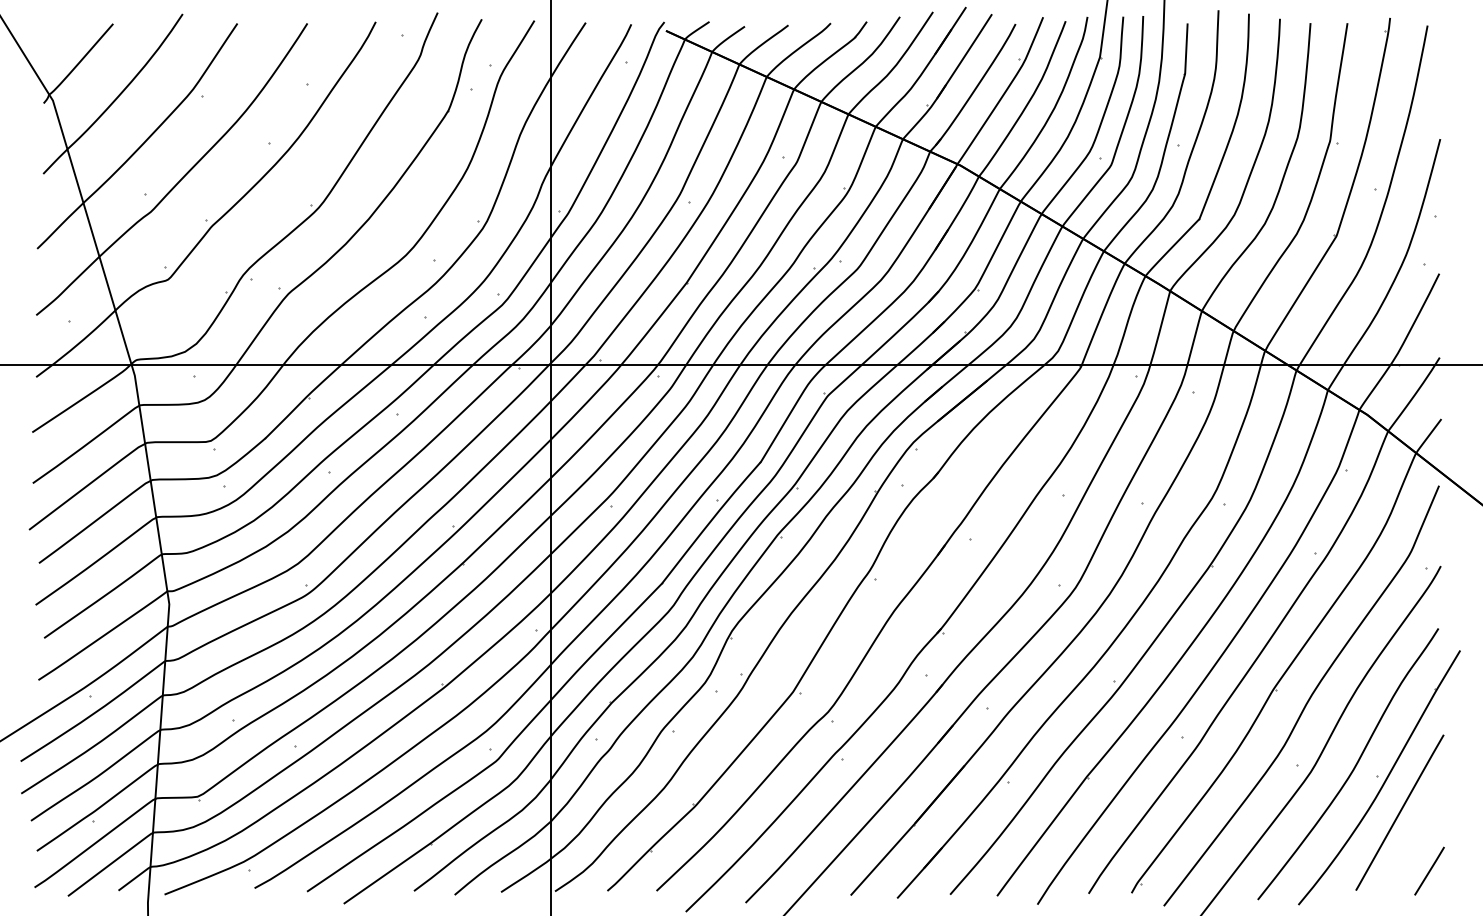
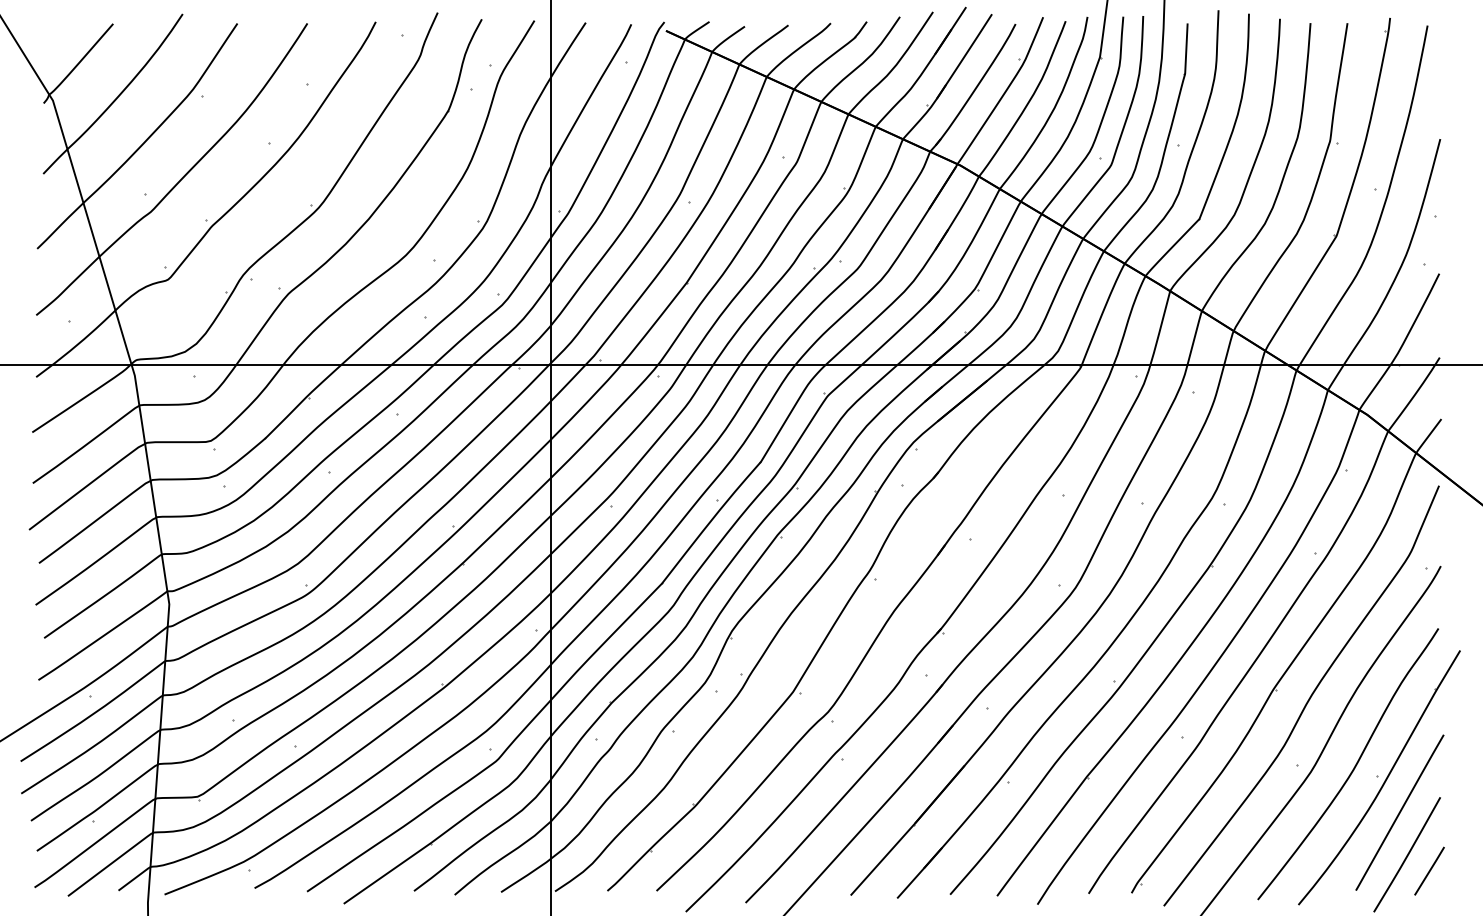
line: none -> present (1407, 854)
